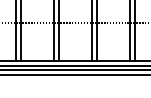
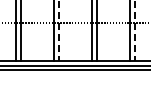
line: solid -> dashed (58, 30)
line: solid -> dashed (134, 30)
line: present -> none (74, 74)
